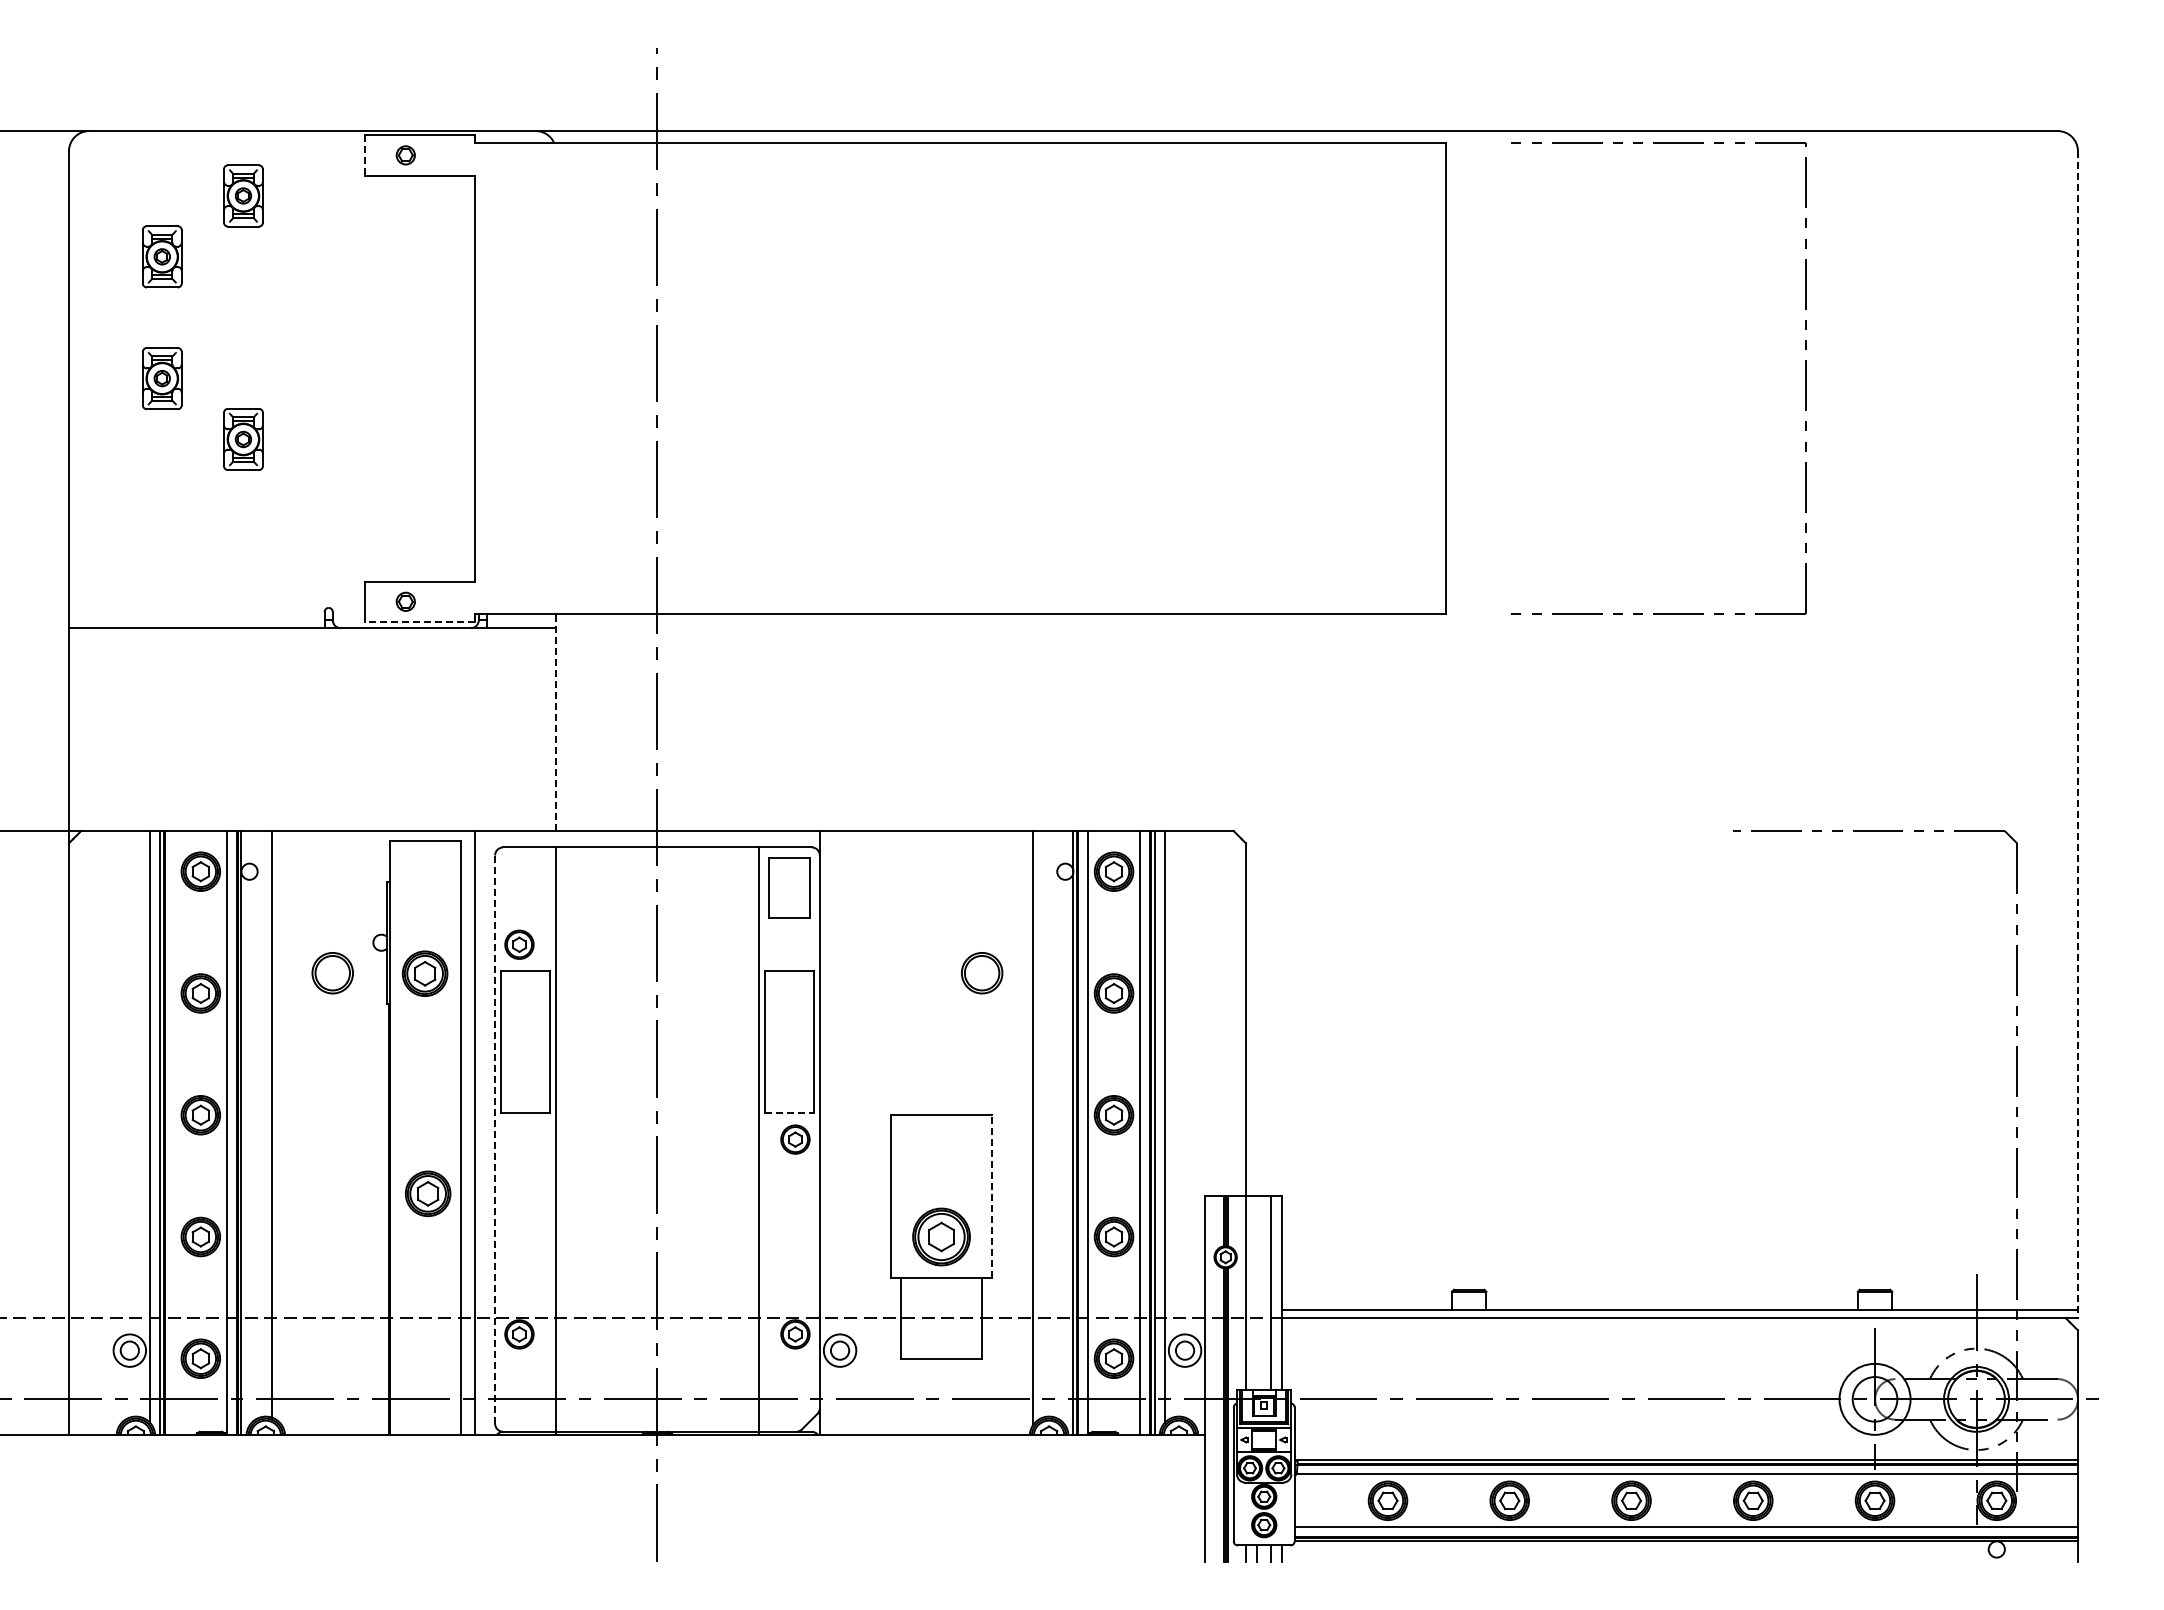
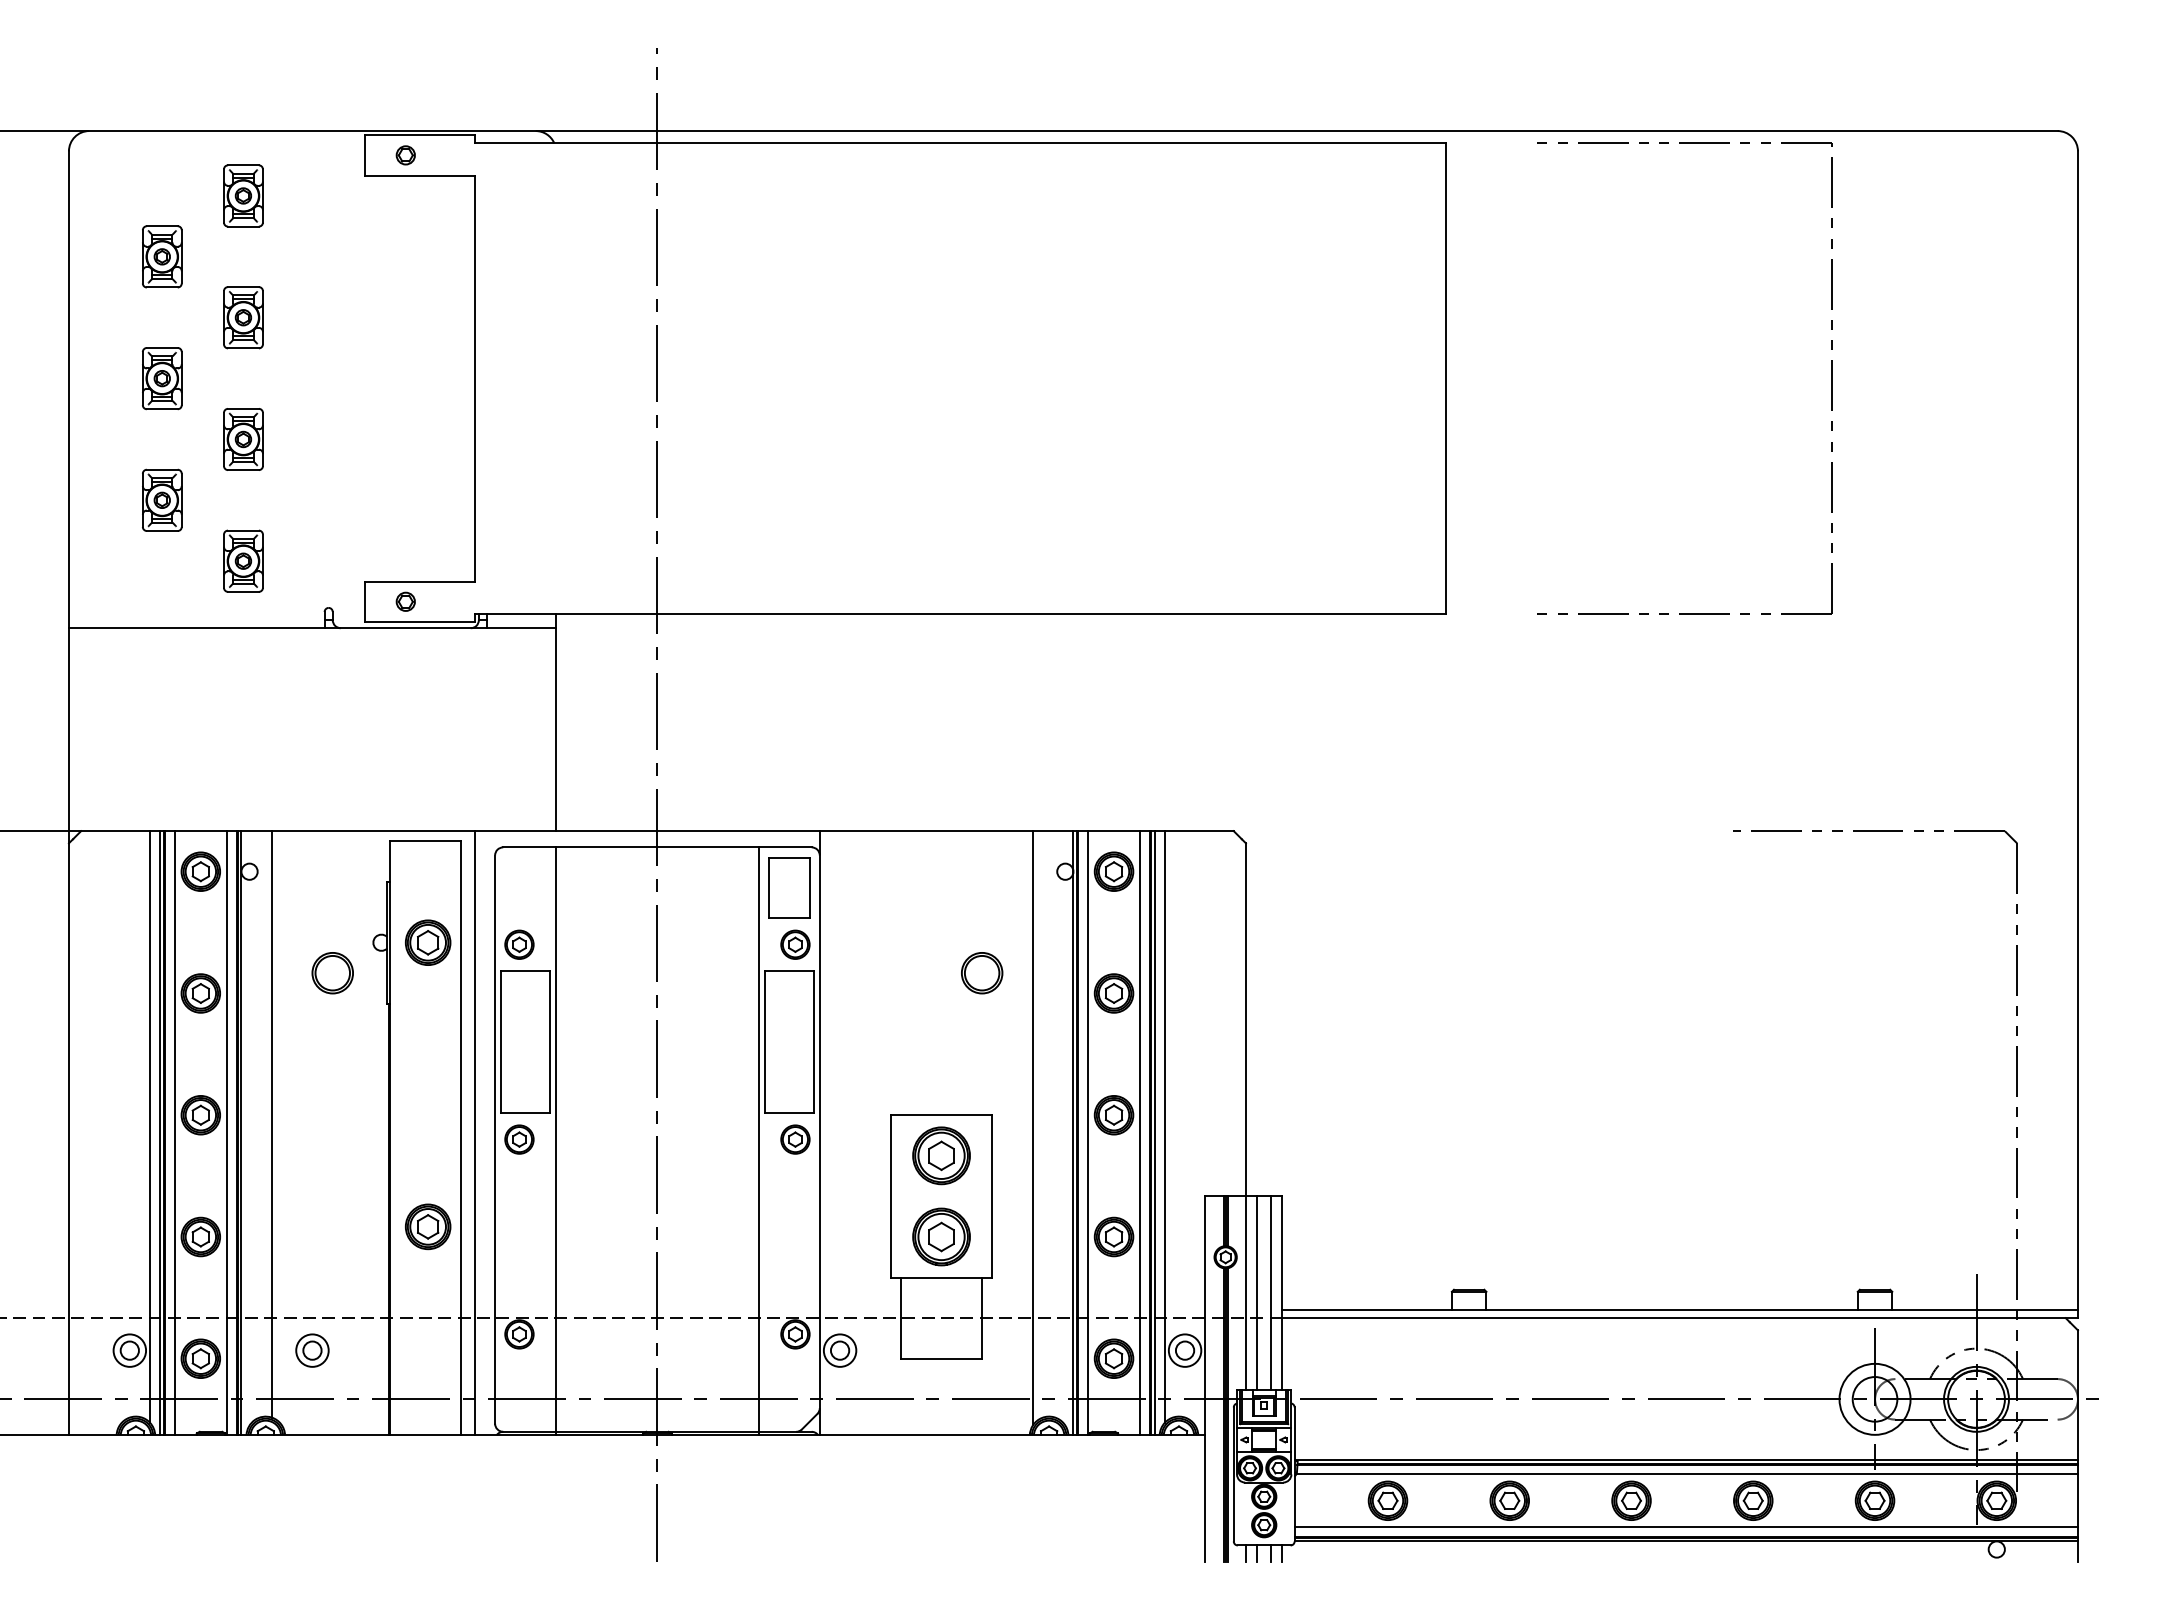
line: dashed -> solid (365, 155)
part: none -> present (243, 317)
part position: (1805, 378) -> (1831, 378) (1831, 378)
part: none -> present (162, 499)
part: none -> present (243, 560)
line: dashed -> solid (420, 622)
line: dashed -> solid (555, 722)
line: dashed -> solid (2077, 735)
part: none -> present (795, 944)
part position: (424, 973) -> (427, 942) (427, 942)
line: dashed -> solid (789, 1113)
line: none -> present (174, 1133)
line: dashed -> solid (495, 1139)
part: none -> present (519, 1139)
part: none -> present (941, 1155)
part position: (428, 1193) -> (428, 1226) (428, 1226)
line: dashed -> solid (992, 1195)
line: none -> present (1257, 1293)
part: none -> present (312, 1350)
